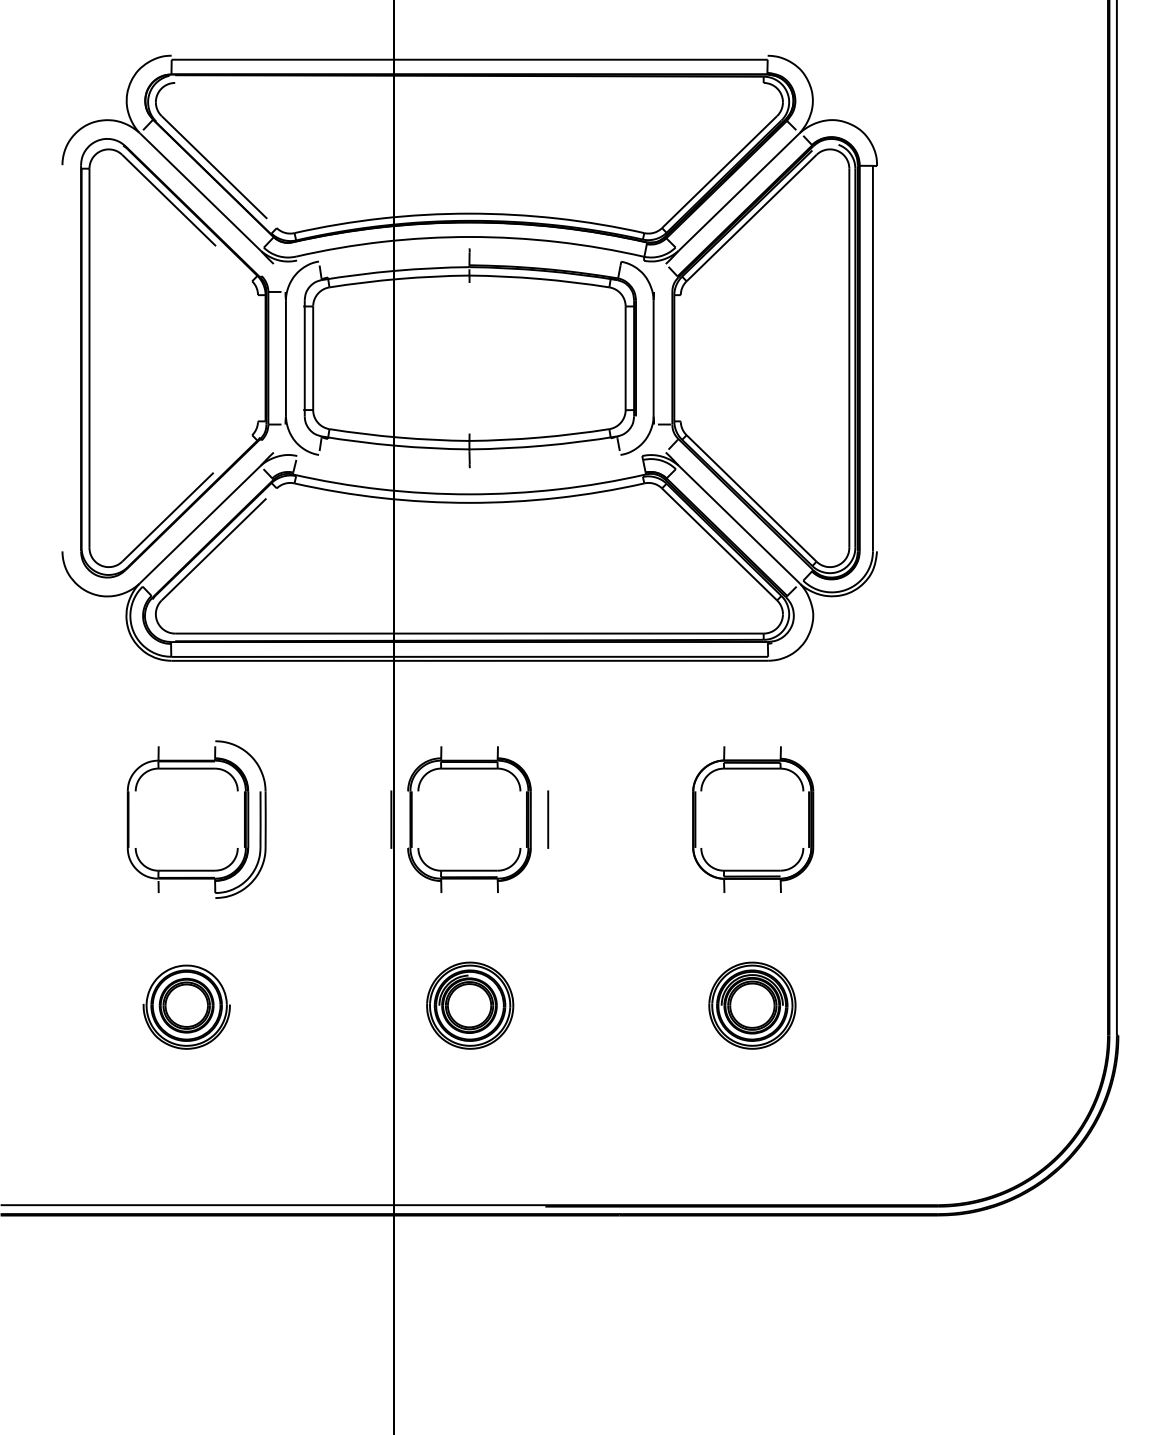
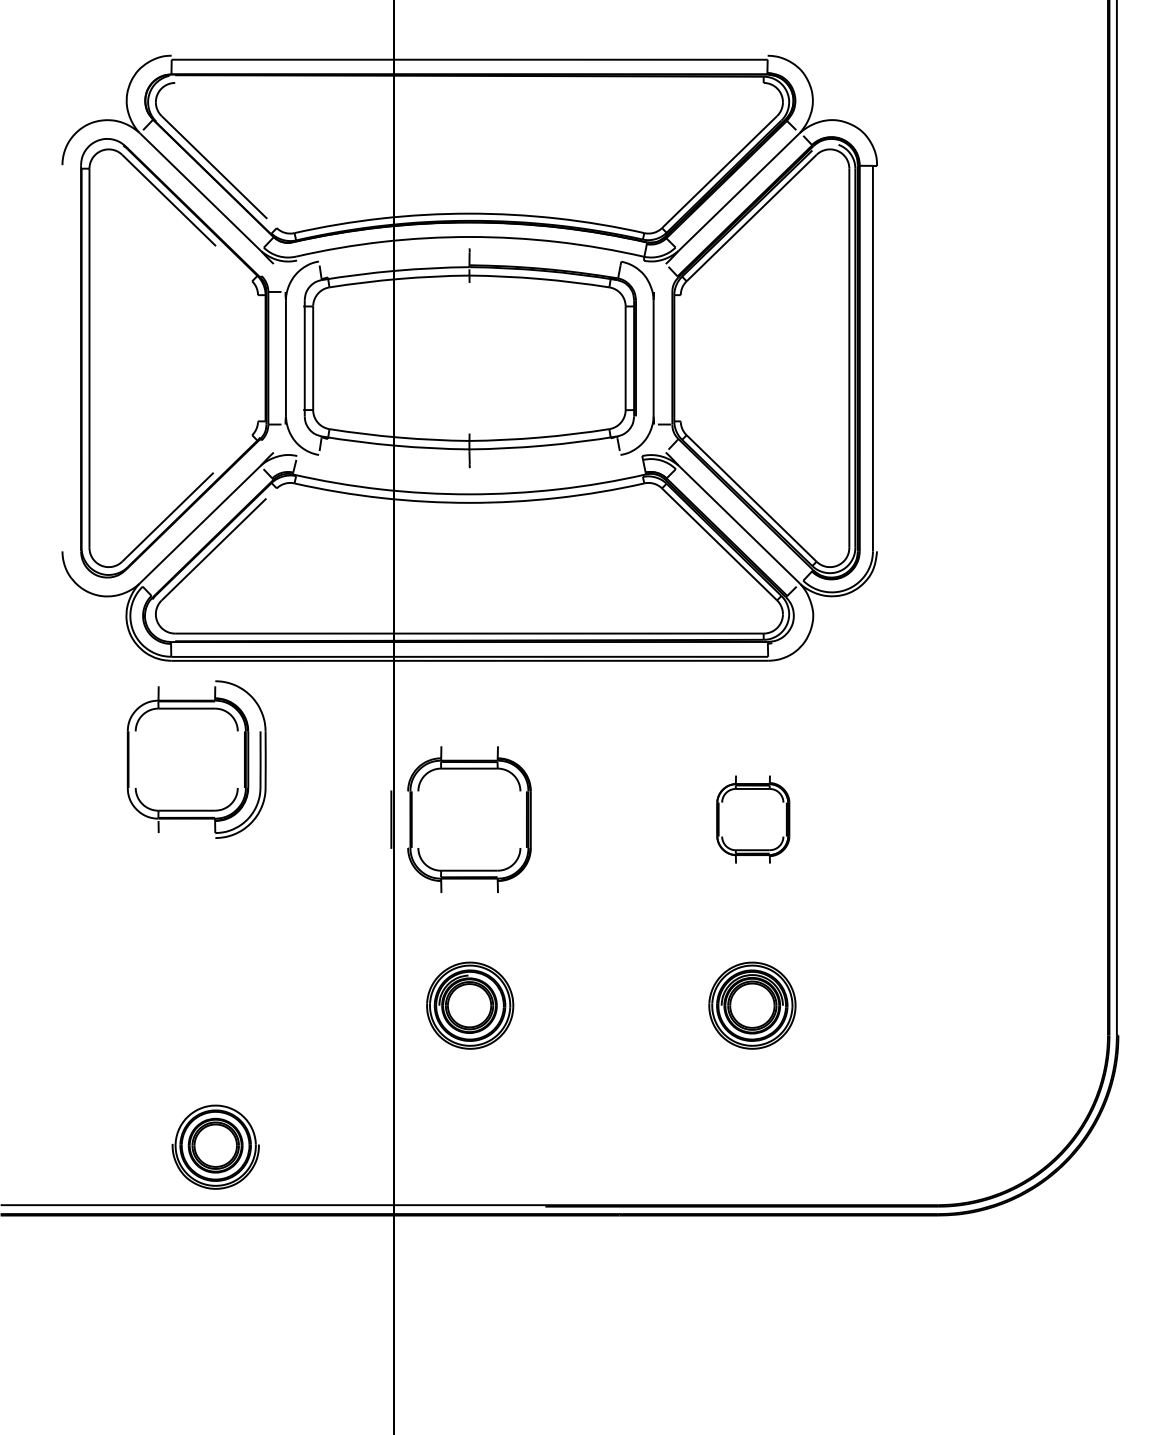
part position: (196, 819) -> (196, 759) (196, 759)
line: present -> none (548, 819)
part size: 123x147 px -> 75x89 px (753, 819)
part position: (186, 1006) -> (215, 1146) (215, 1146)
